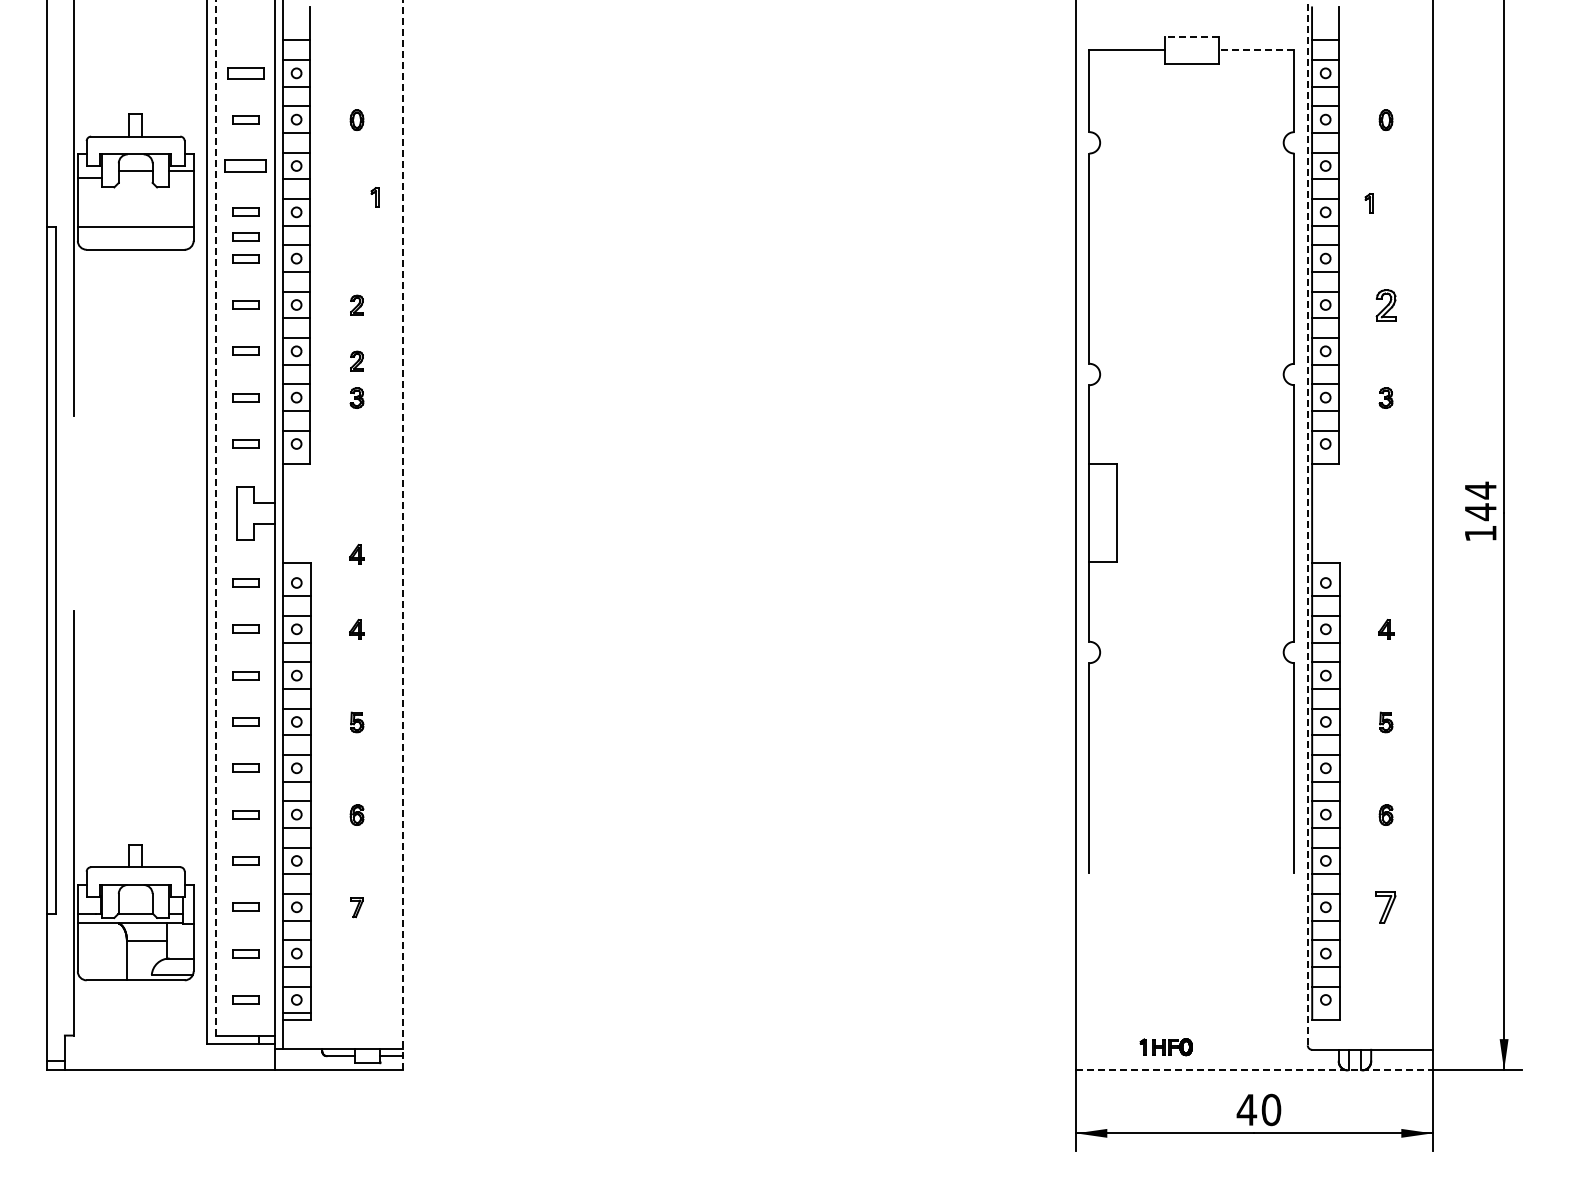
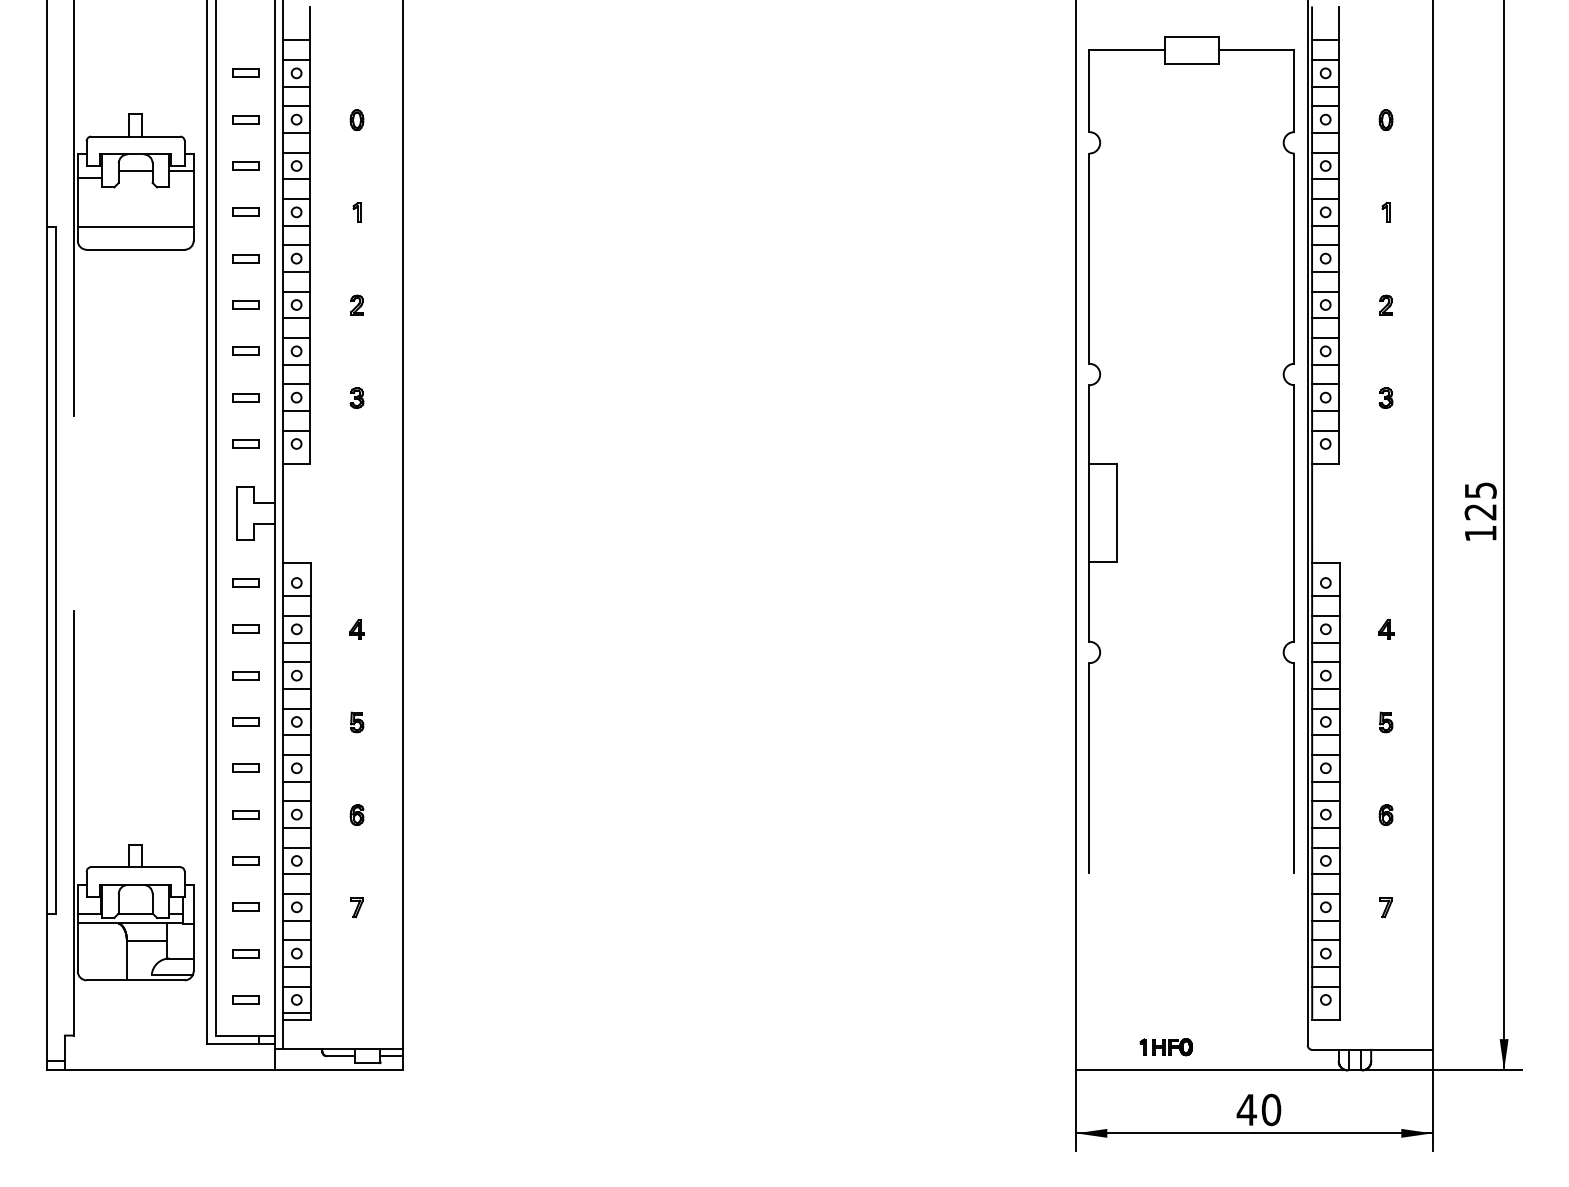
line: dashed -> solid (1191, 36)
line: dashed -> solid (1256, 50)
part size: 38x13 px -> 28x10 px (245, 72)
part size: 43x14 px -> 28x10 px (245, 165)
part position: (374, 197) -> (356, 212) (356, 212)
part position: (1368, 203) -> (1385, 212) (1385, 212)
part: present -> none (245, 236)
part size: 22x33 px -> 14x22 px (1385, 304)
part: present -> none (356, 360)
text: 144 -> 125 (1480, 501)
line: dashed -> solid (216, 517)
line: dashed -> solid (1307, 522)
line: dashed -> solid (403, 535)
part: present -> none (356, 554)
part size: 22x33 px -> 14x22 px (1385, 907)
line: dashed -> solid (1254, 1070)
